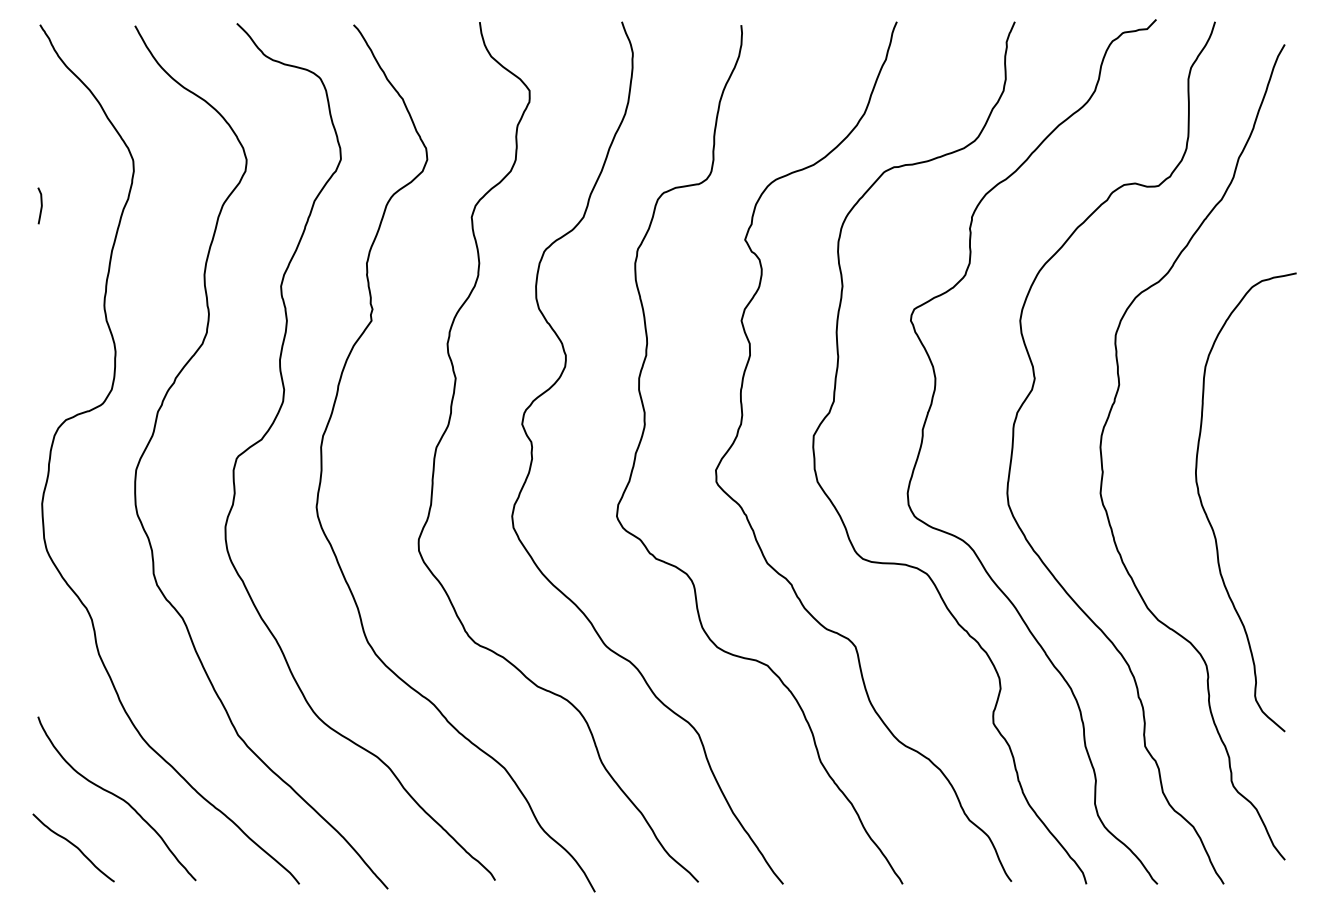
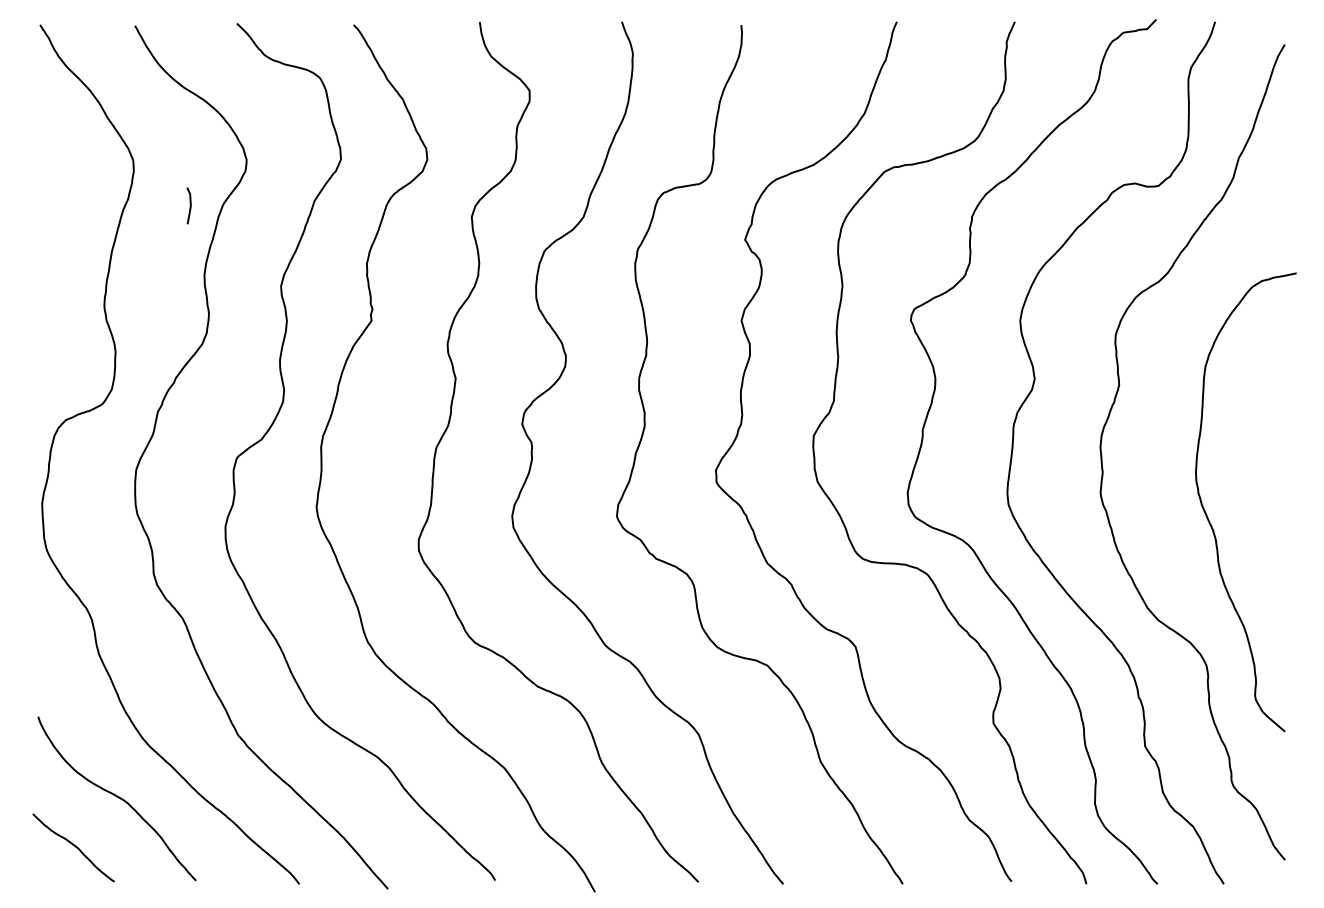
curve position: (40, 204) -> (189, 204) (189, 204)
